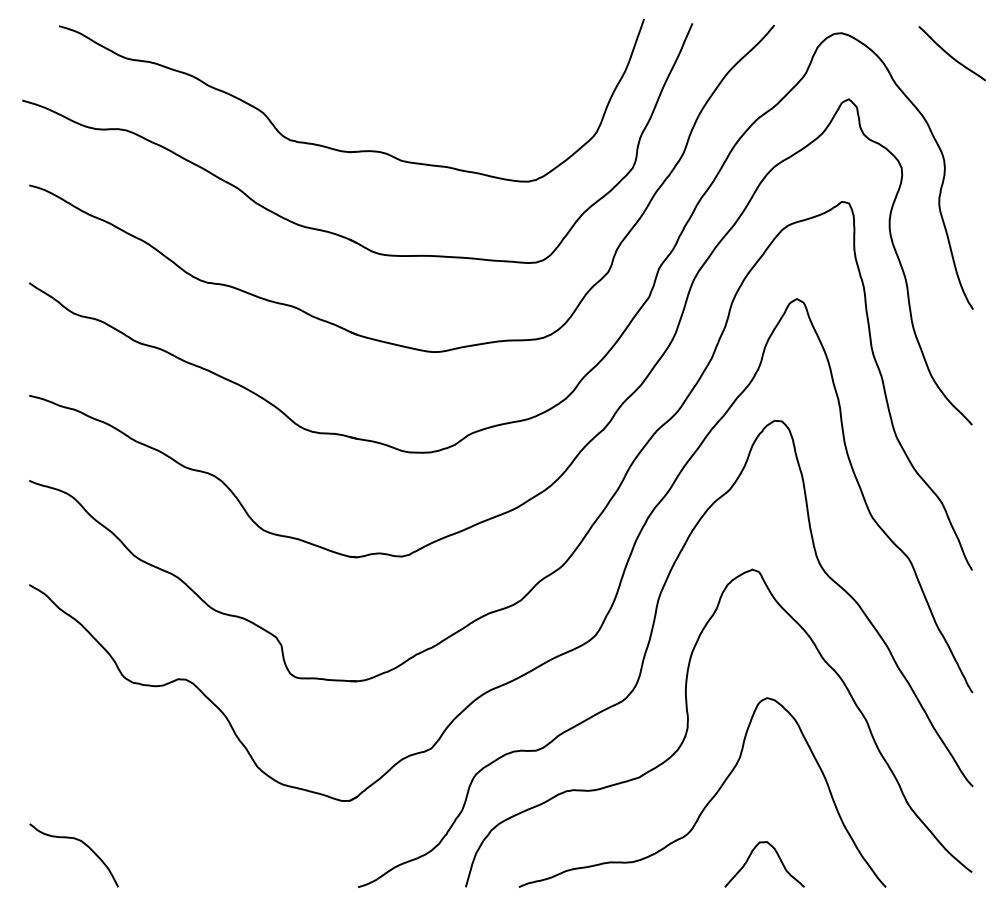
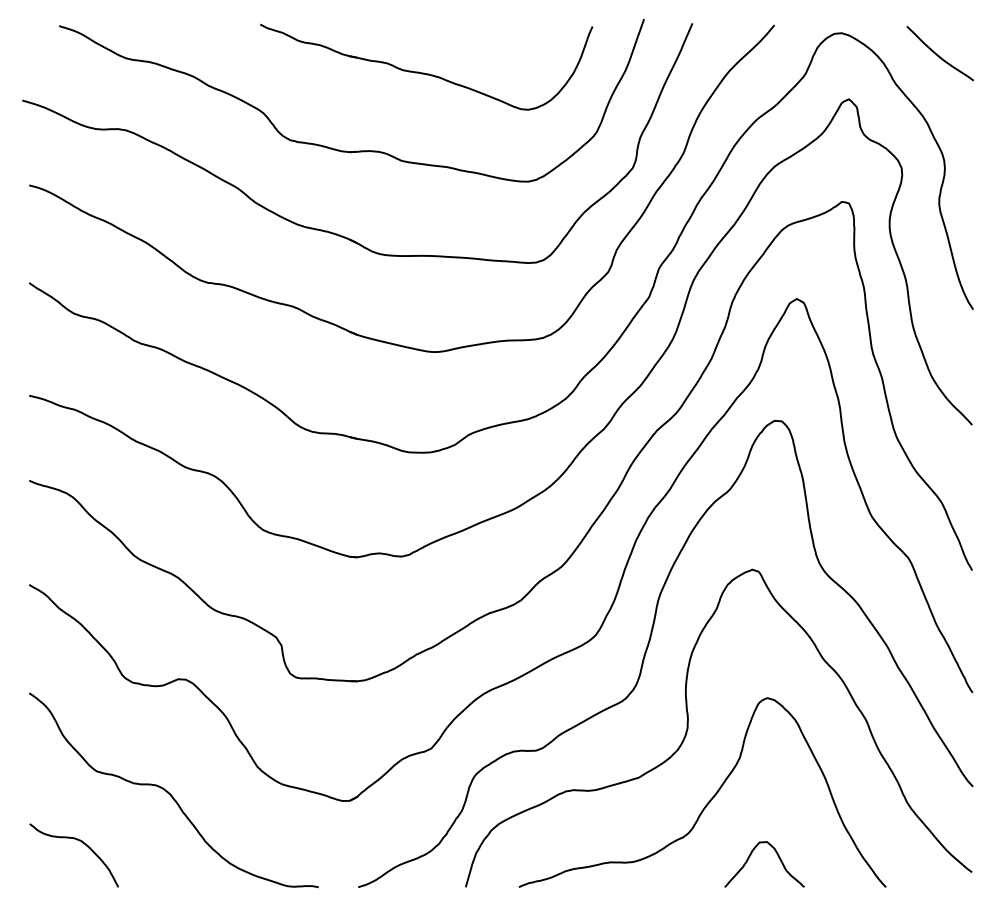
curve position: (950, 54) -> (938, 54) (938, 54)
part: none -> present (424, 72)
curve: none -> present (170, 793)
